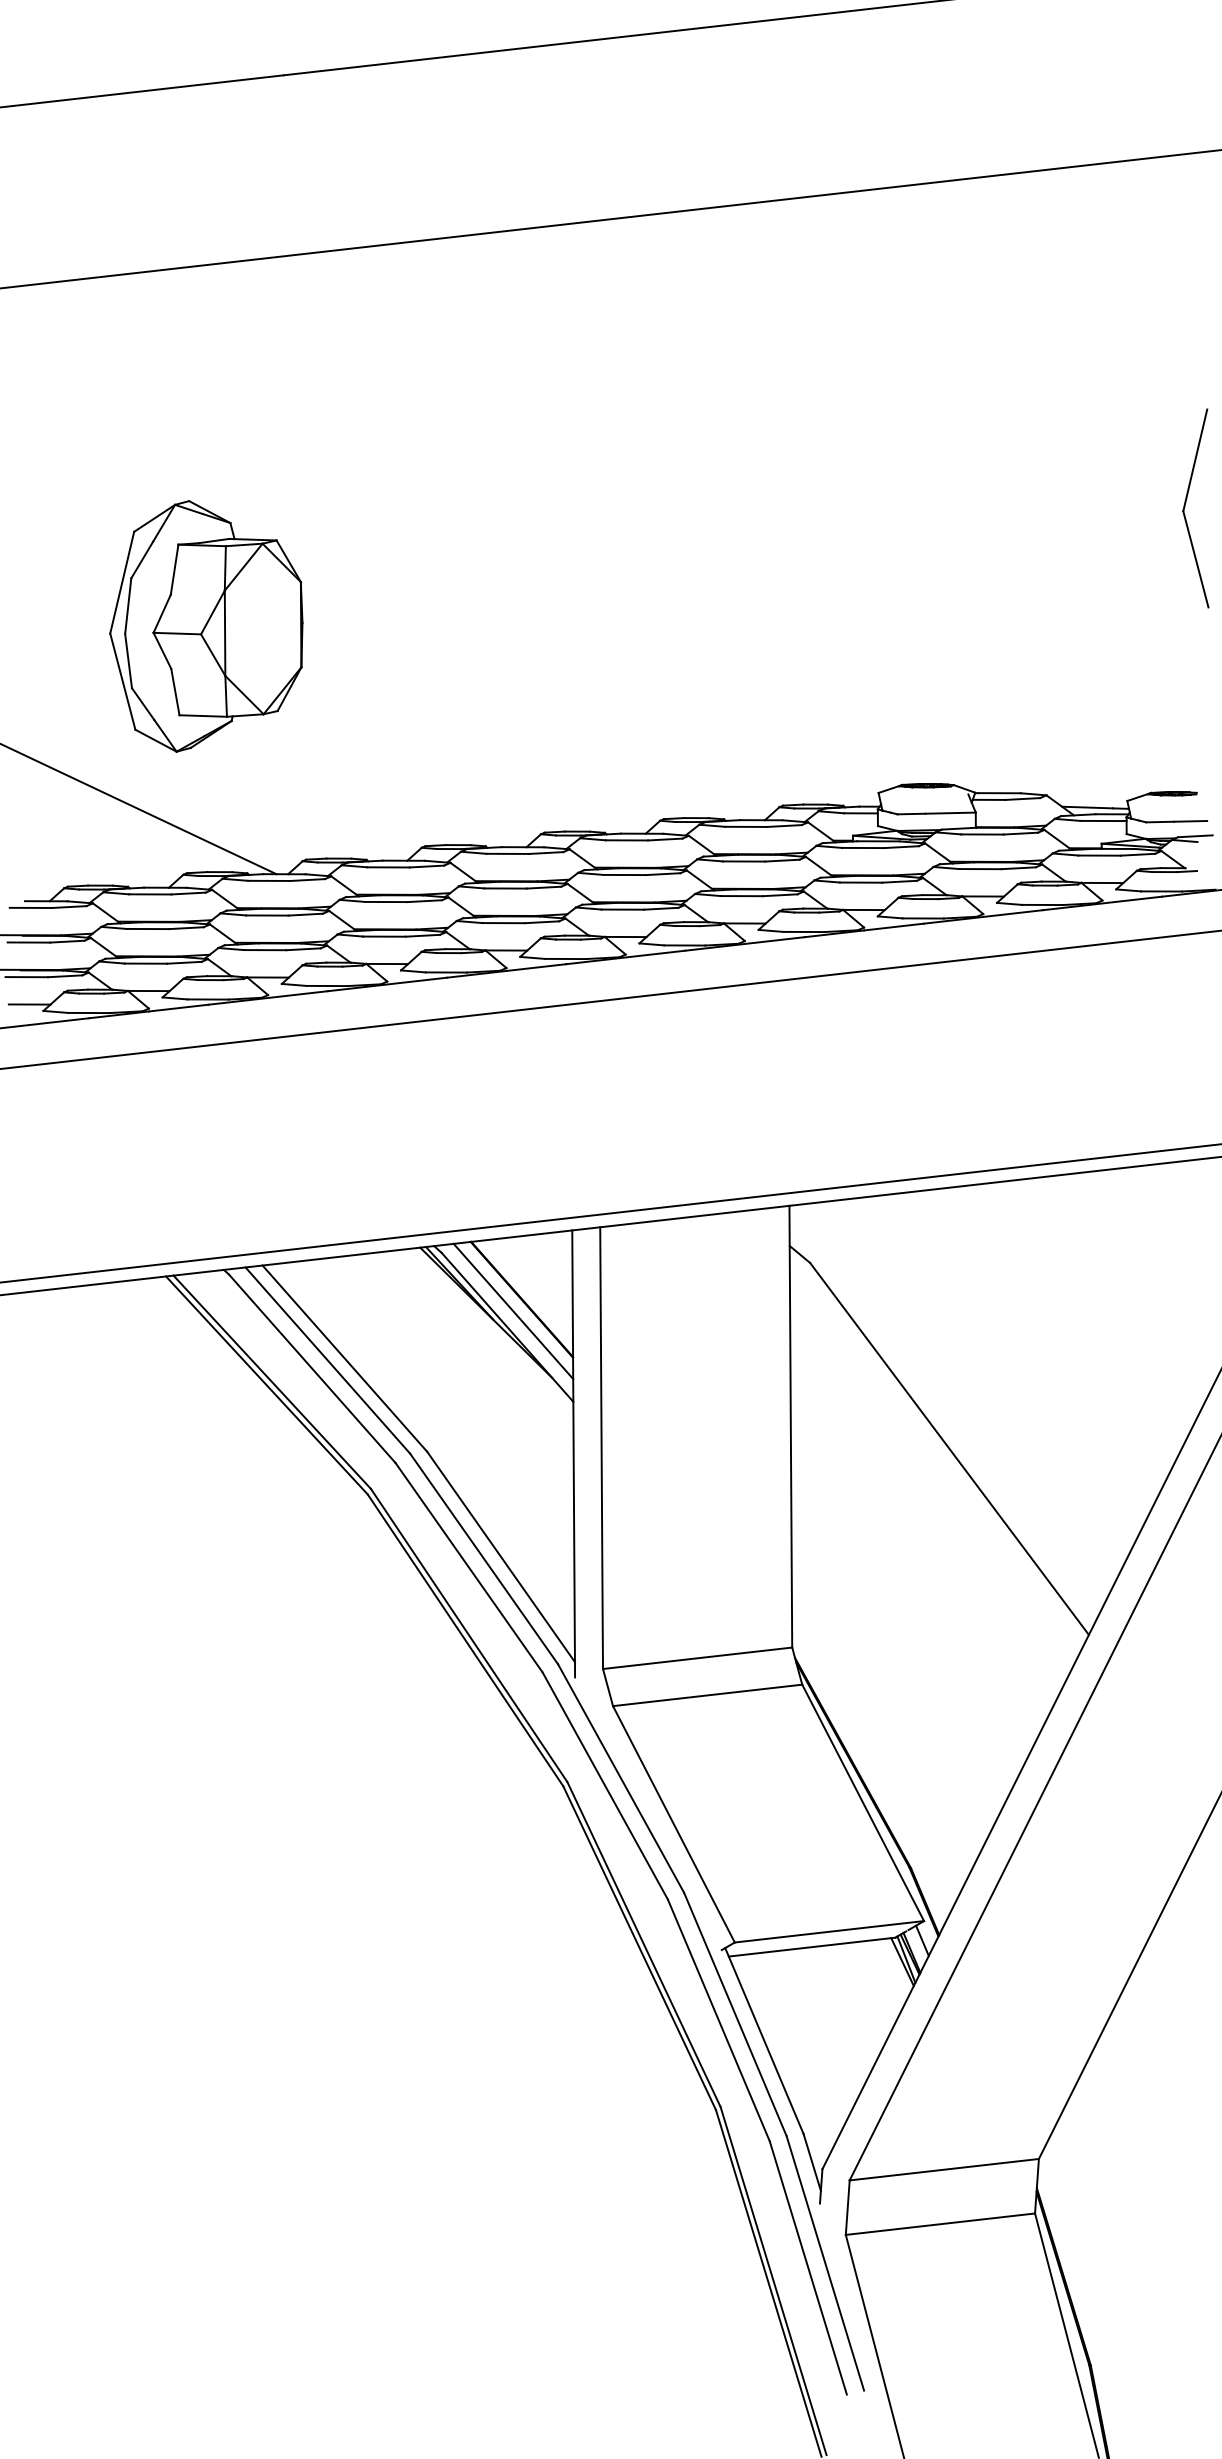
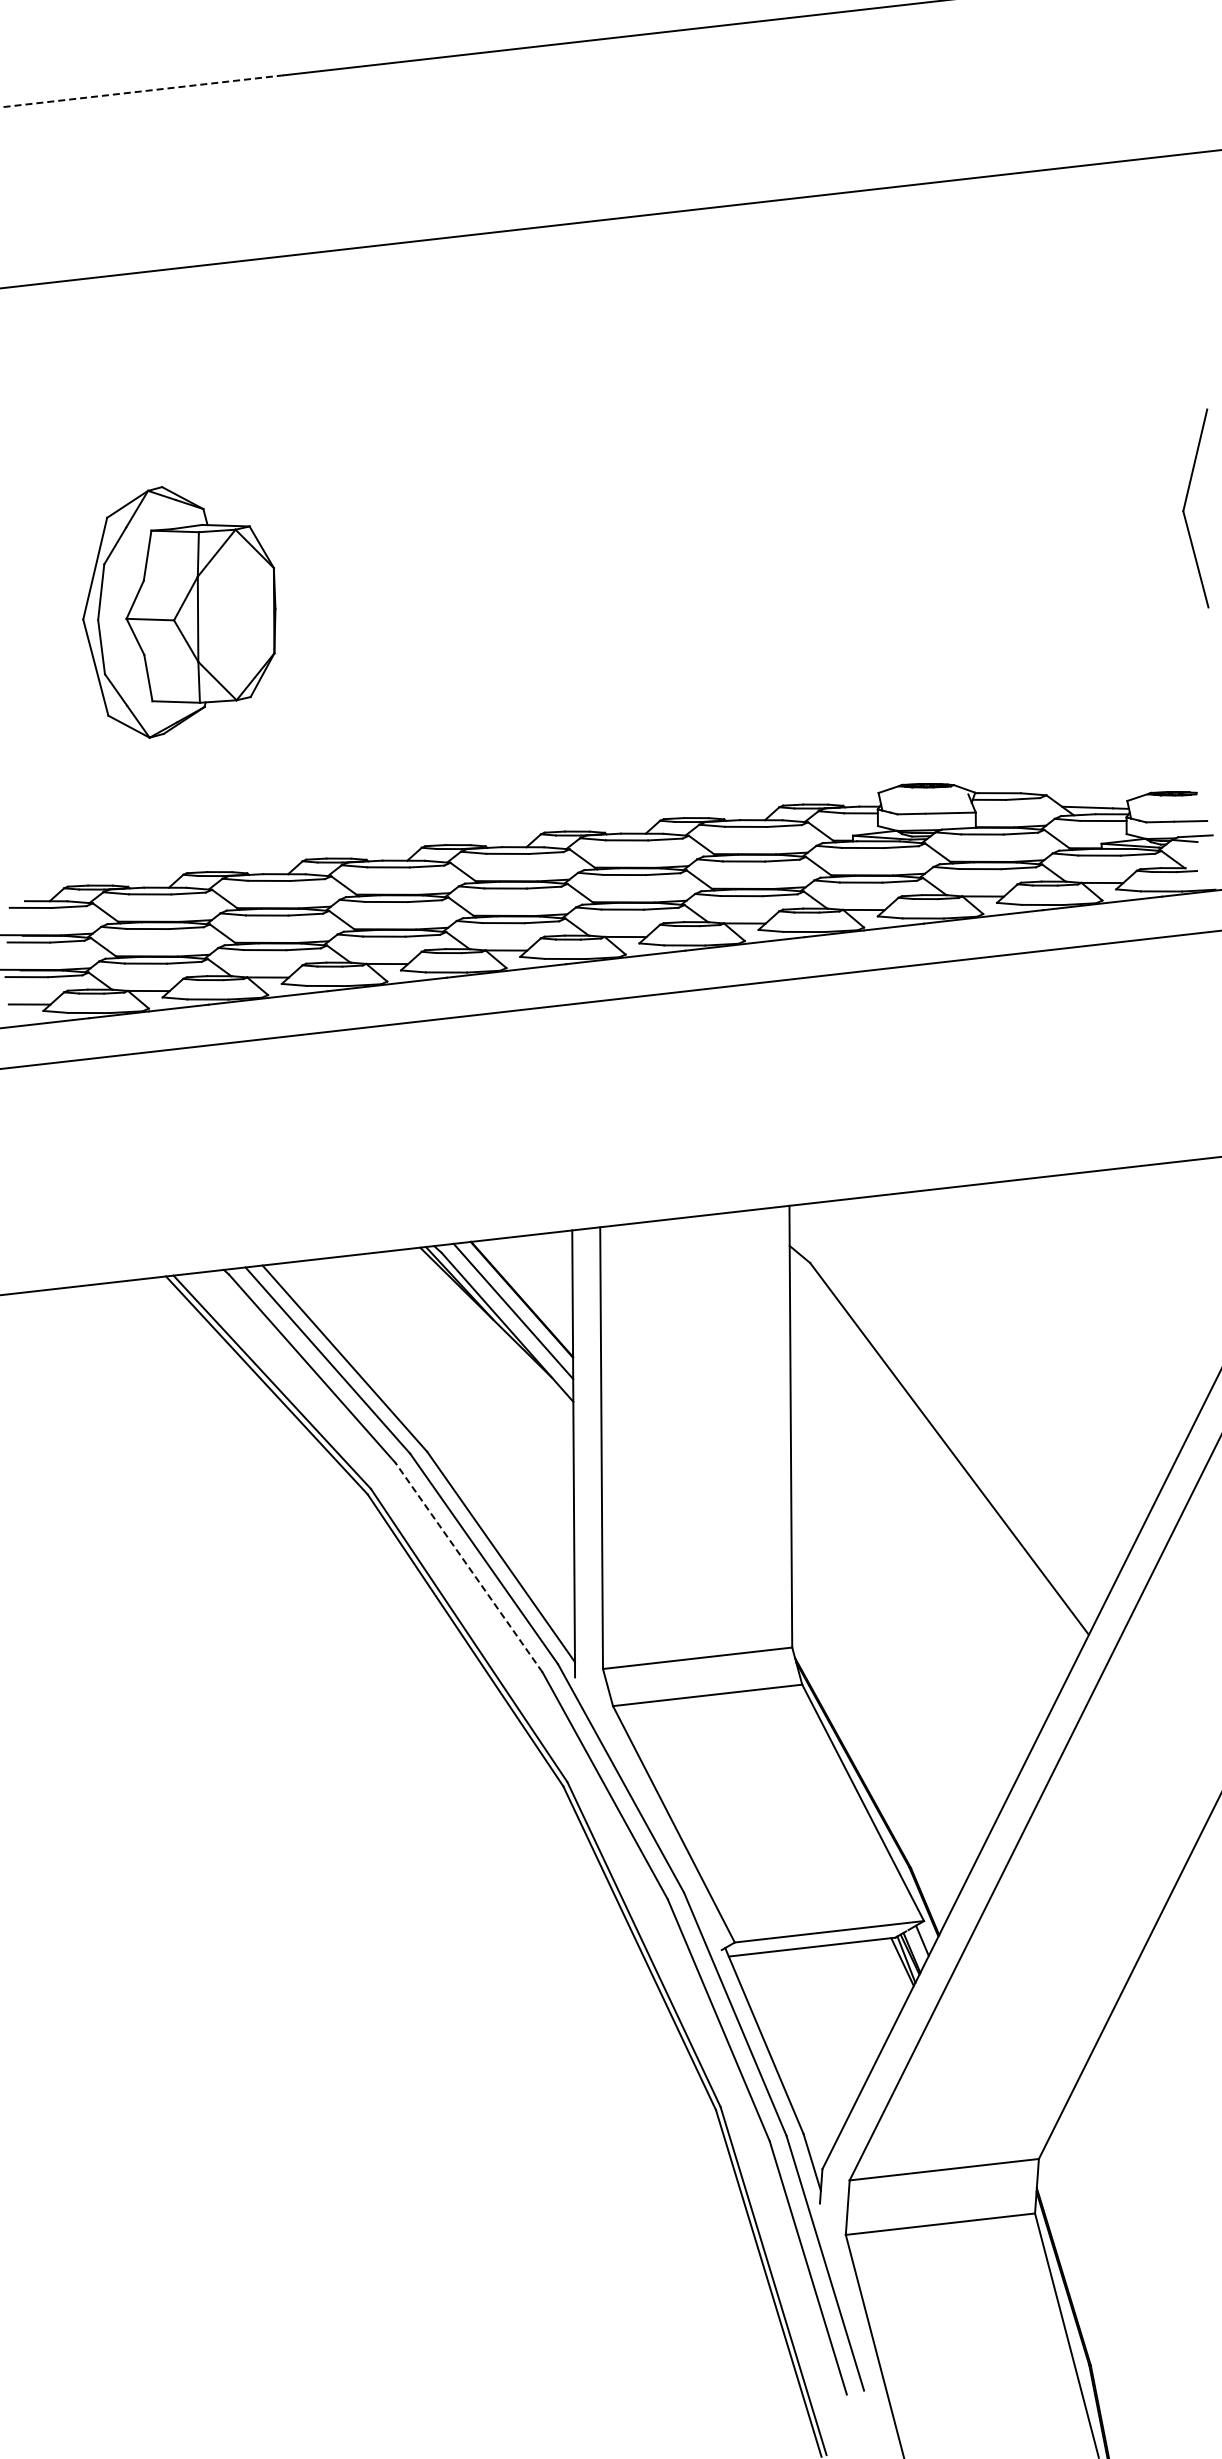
line: solid -> dashed (141, 91)
part position: (206, 626) -> (179, 612) (179, 612)
line: present -> none (139, 809)
line: present -> none (610, 1213)
line: solid -> dashed (469, 1567)
